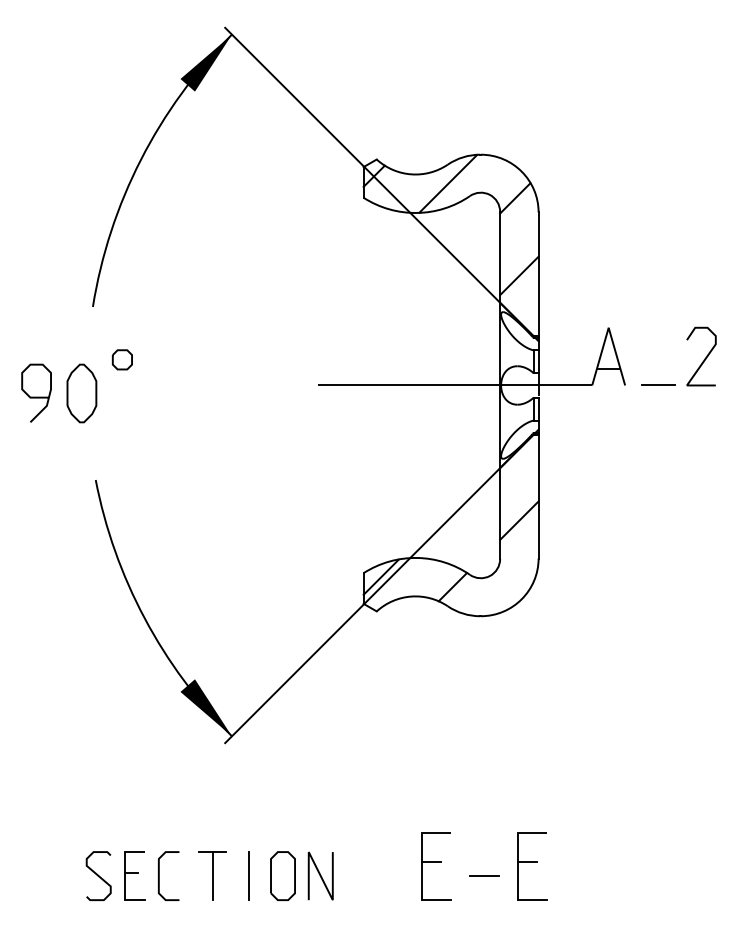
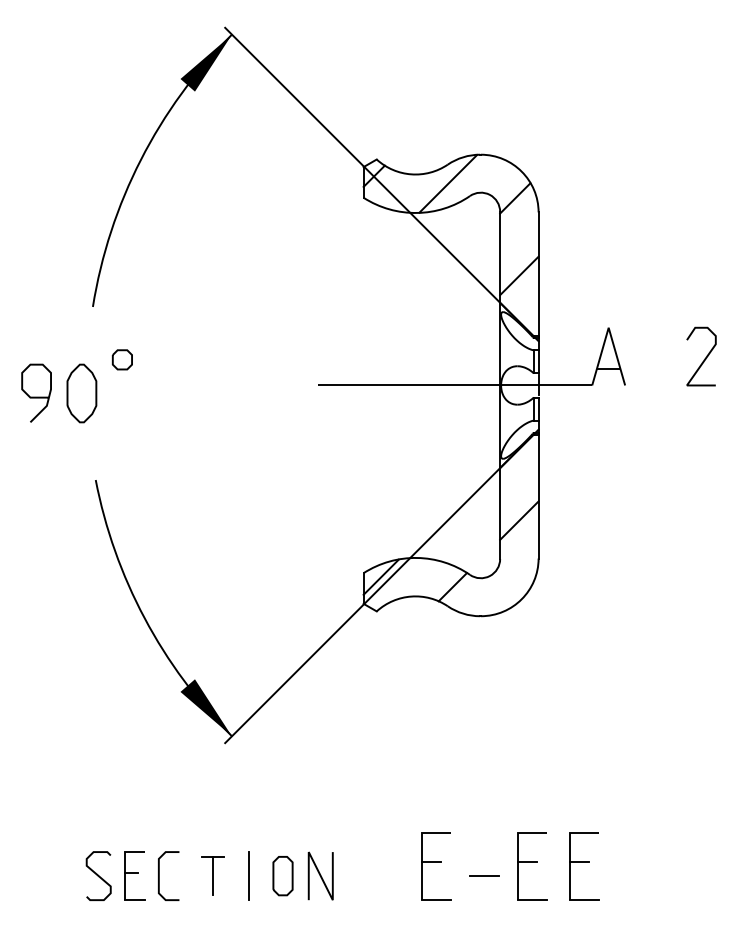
line: present -> none (657, 385)
part: none -> present (584, 866)
part size: 29x50 px -> 24x40 px (212, 875)
part size: 26x50 px -> 22x41 px (282, 876)
